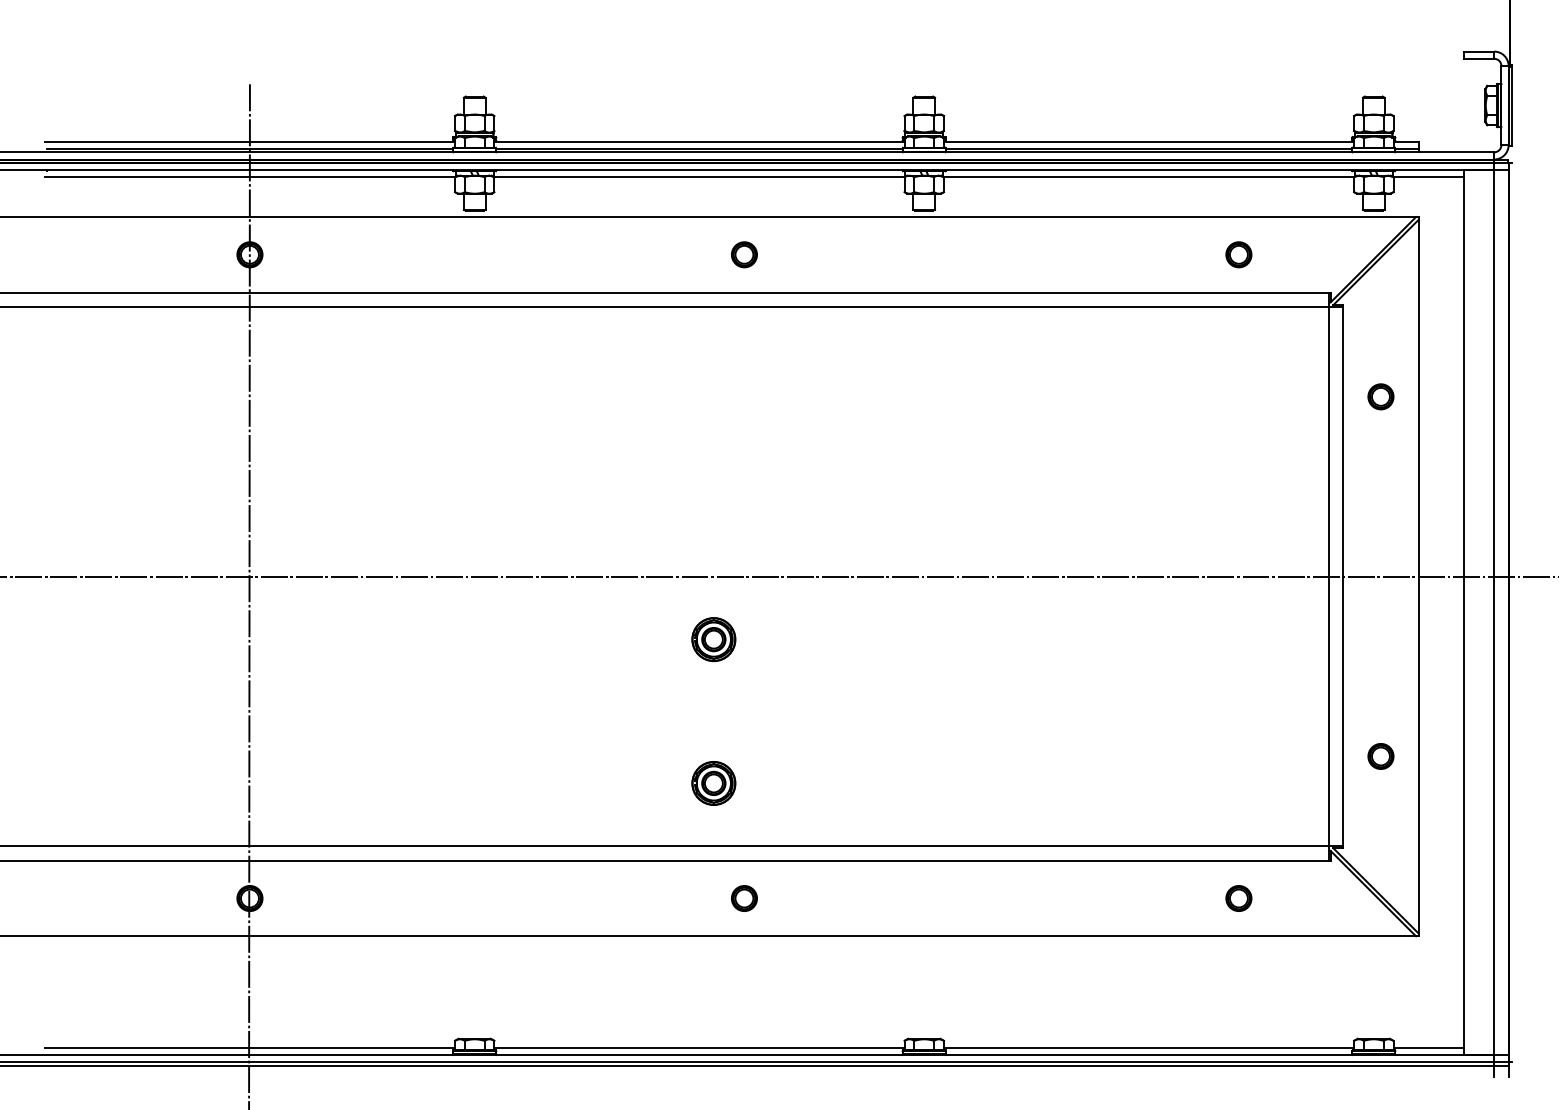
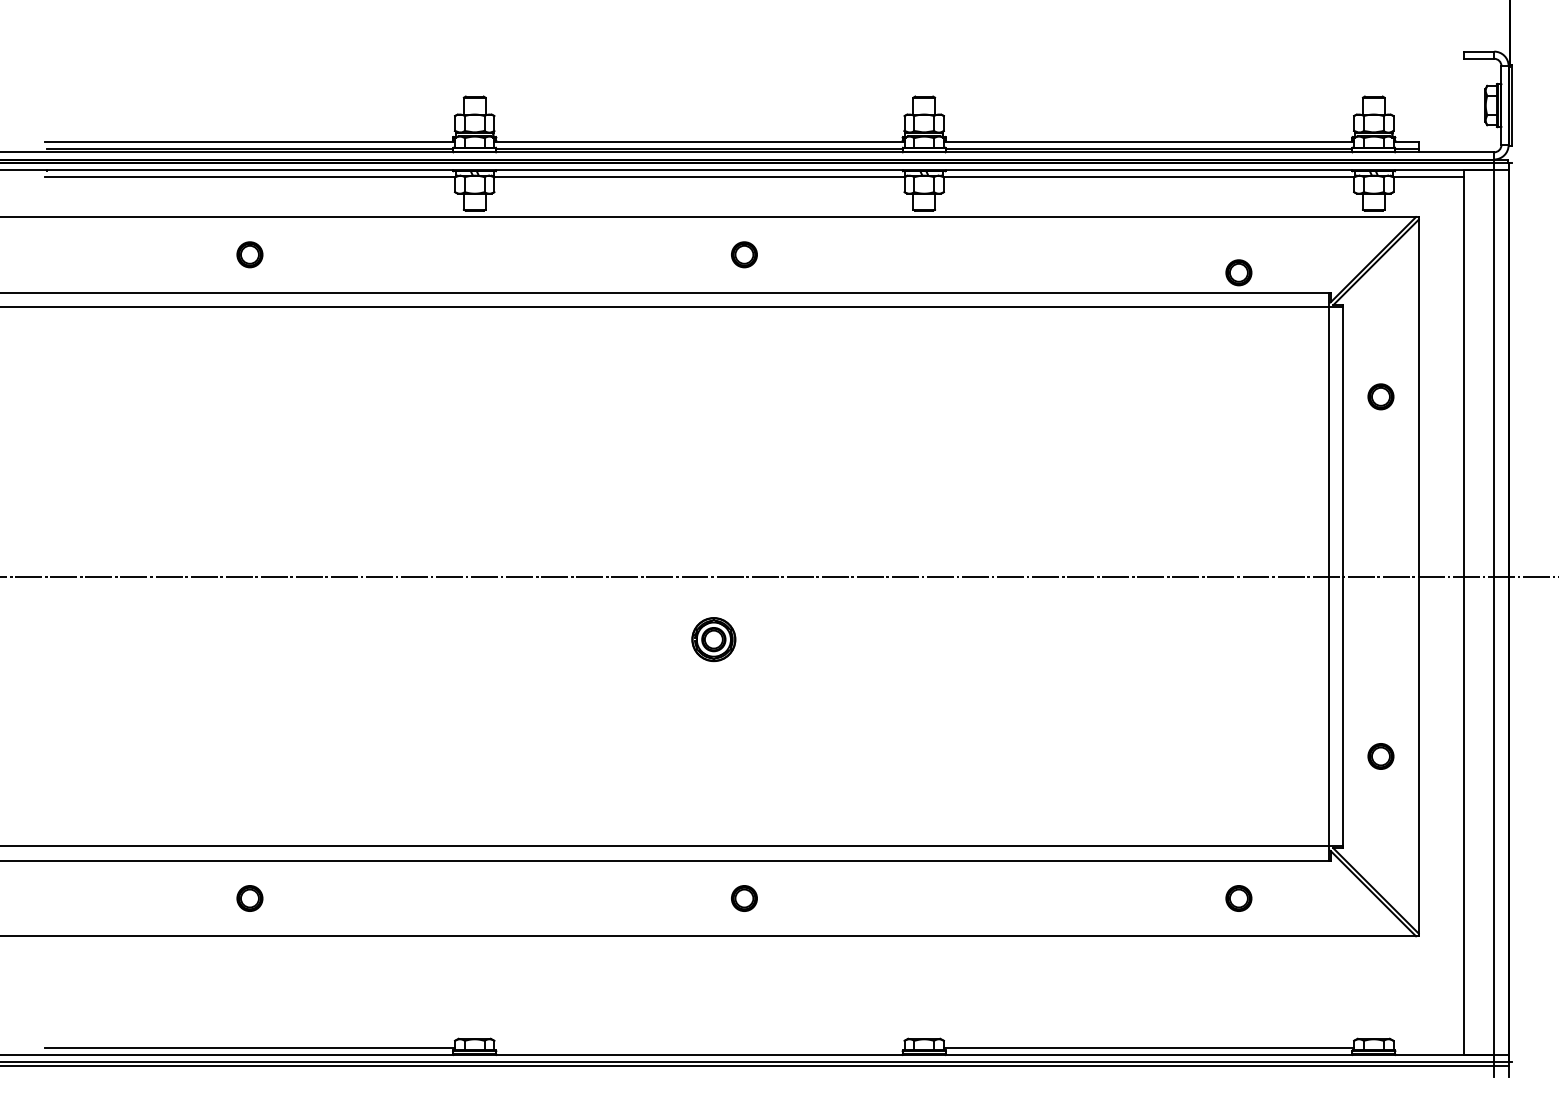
part position: (1238, 254) -> (1238, 272) (1238, 272)
line: present -> none (249, 595)
part: present -> none (713, 783)
line: present -> none (699, 1047)
line: present -> none (1428, 1047)
